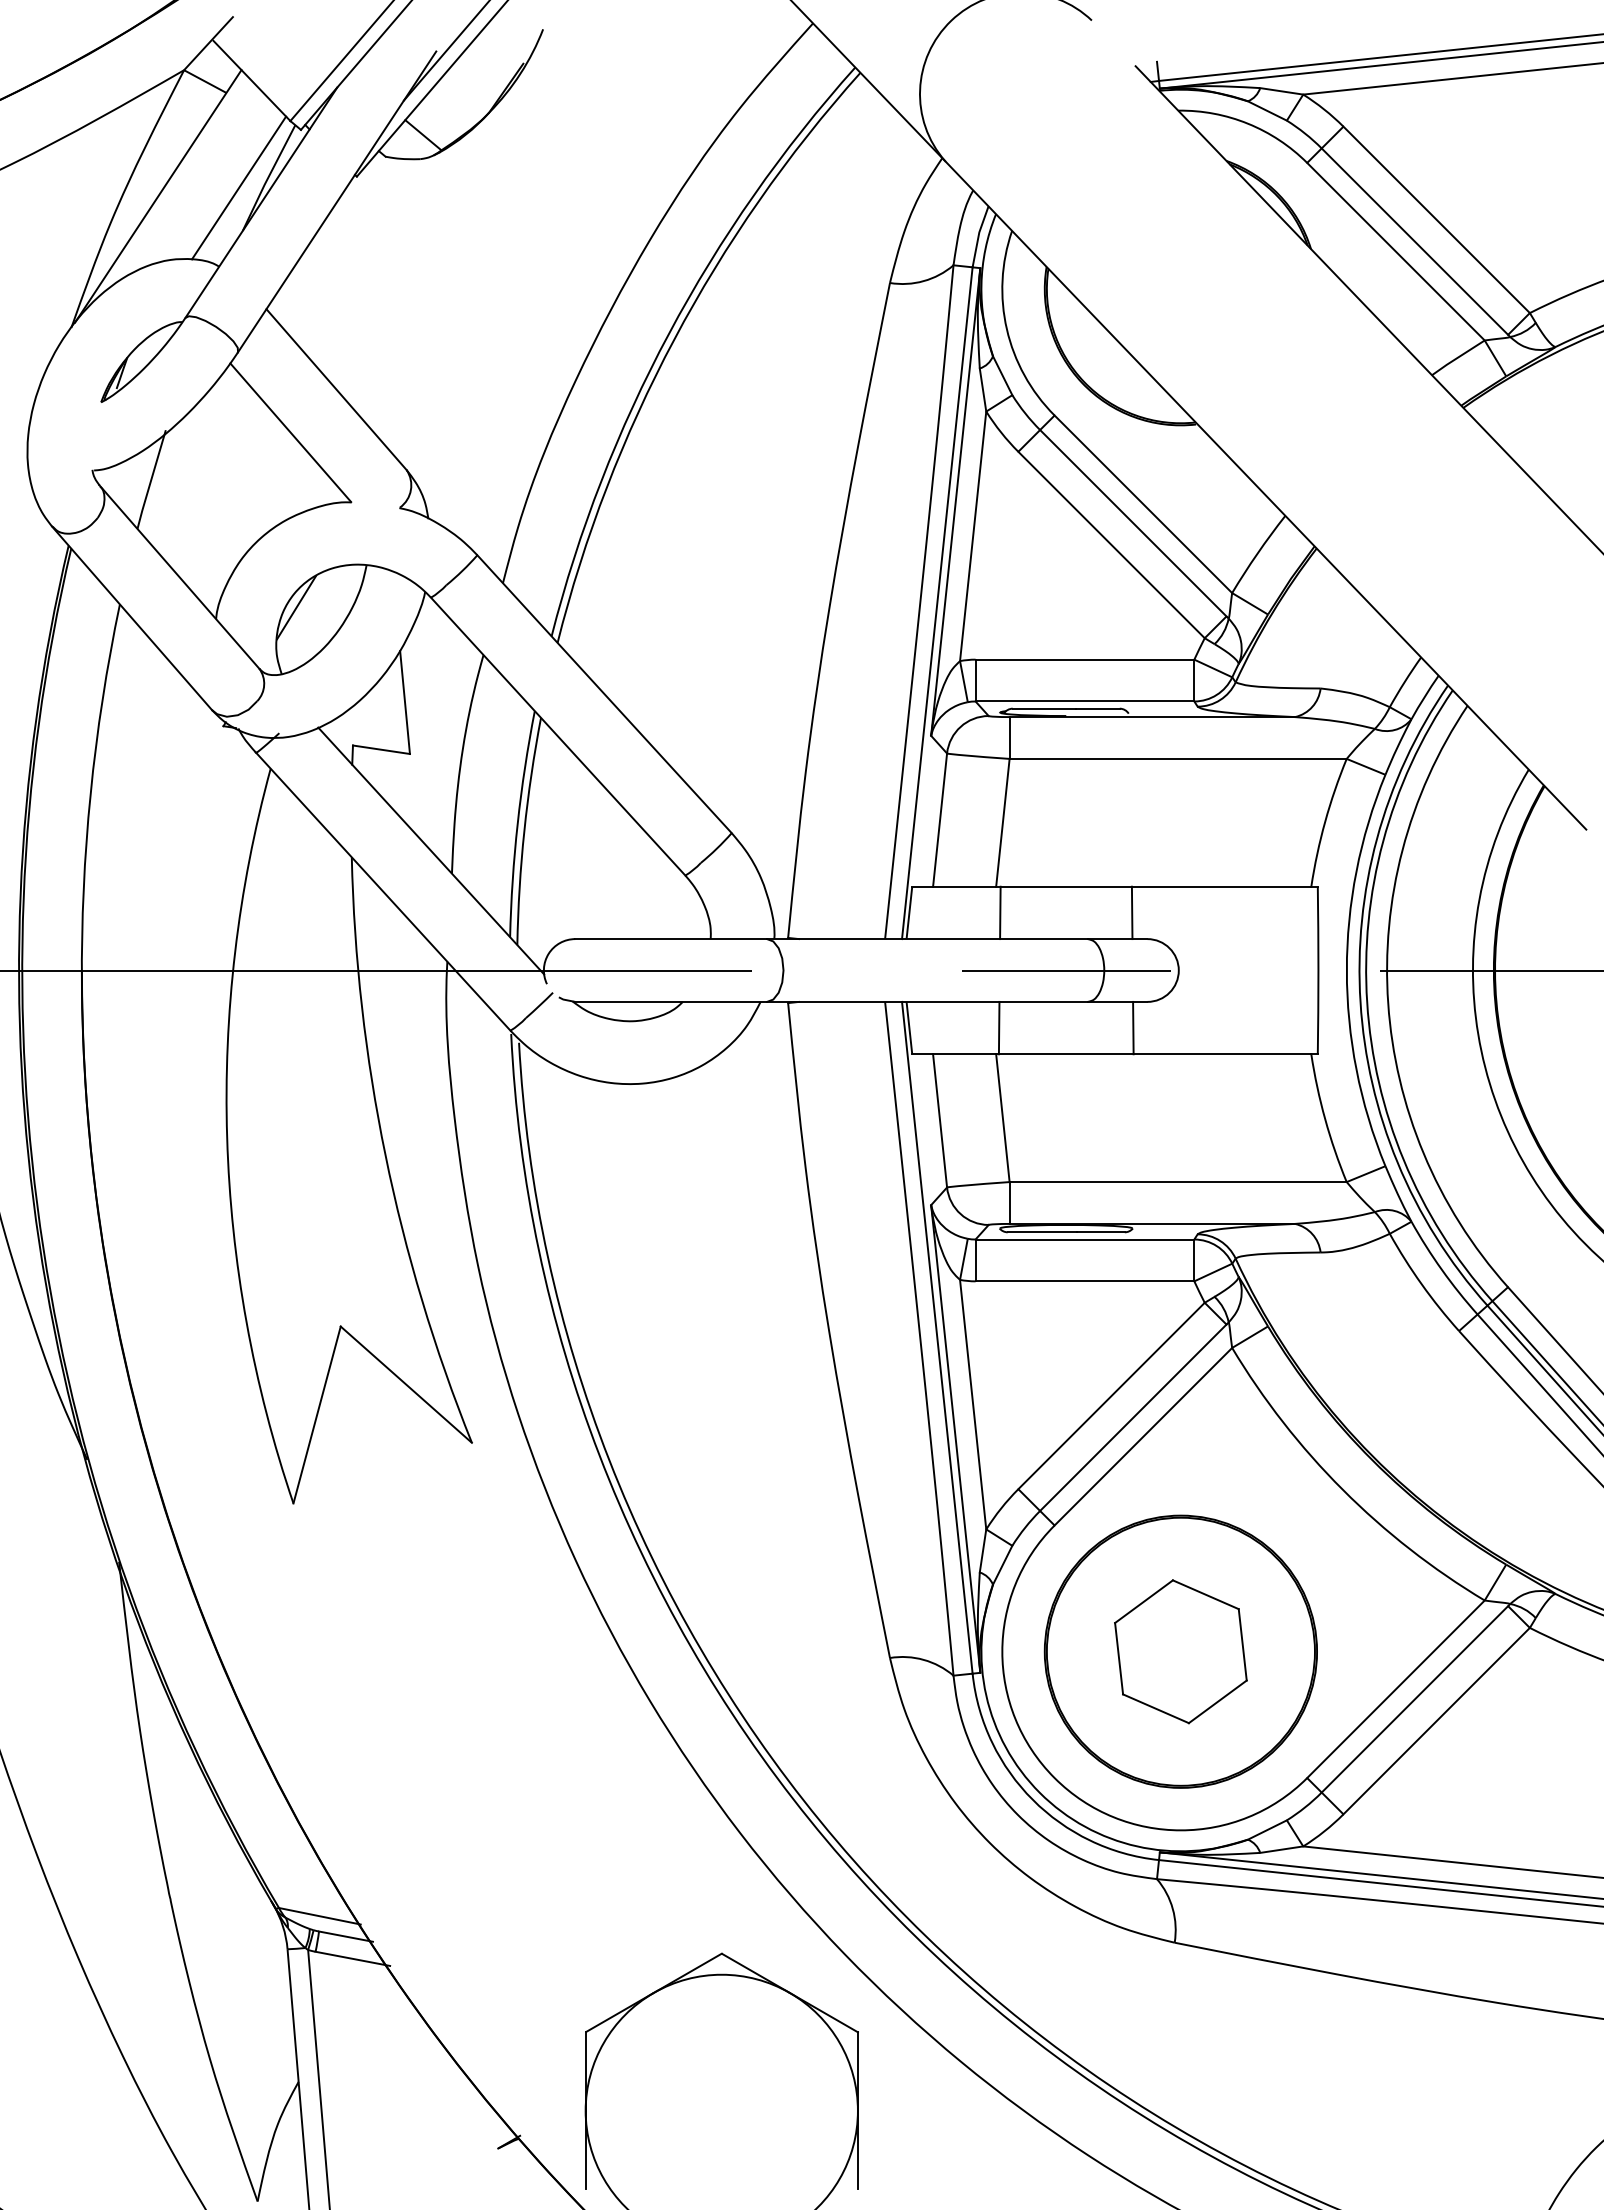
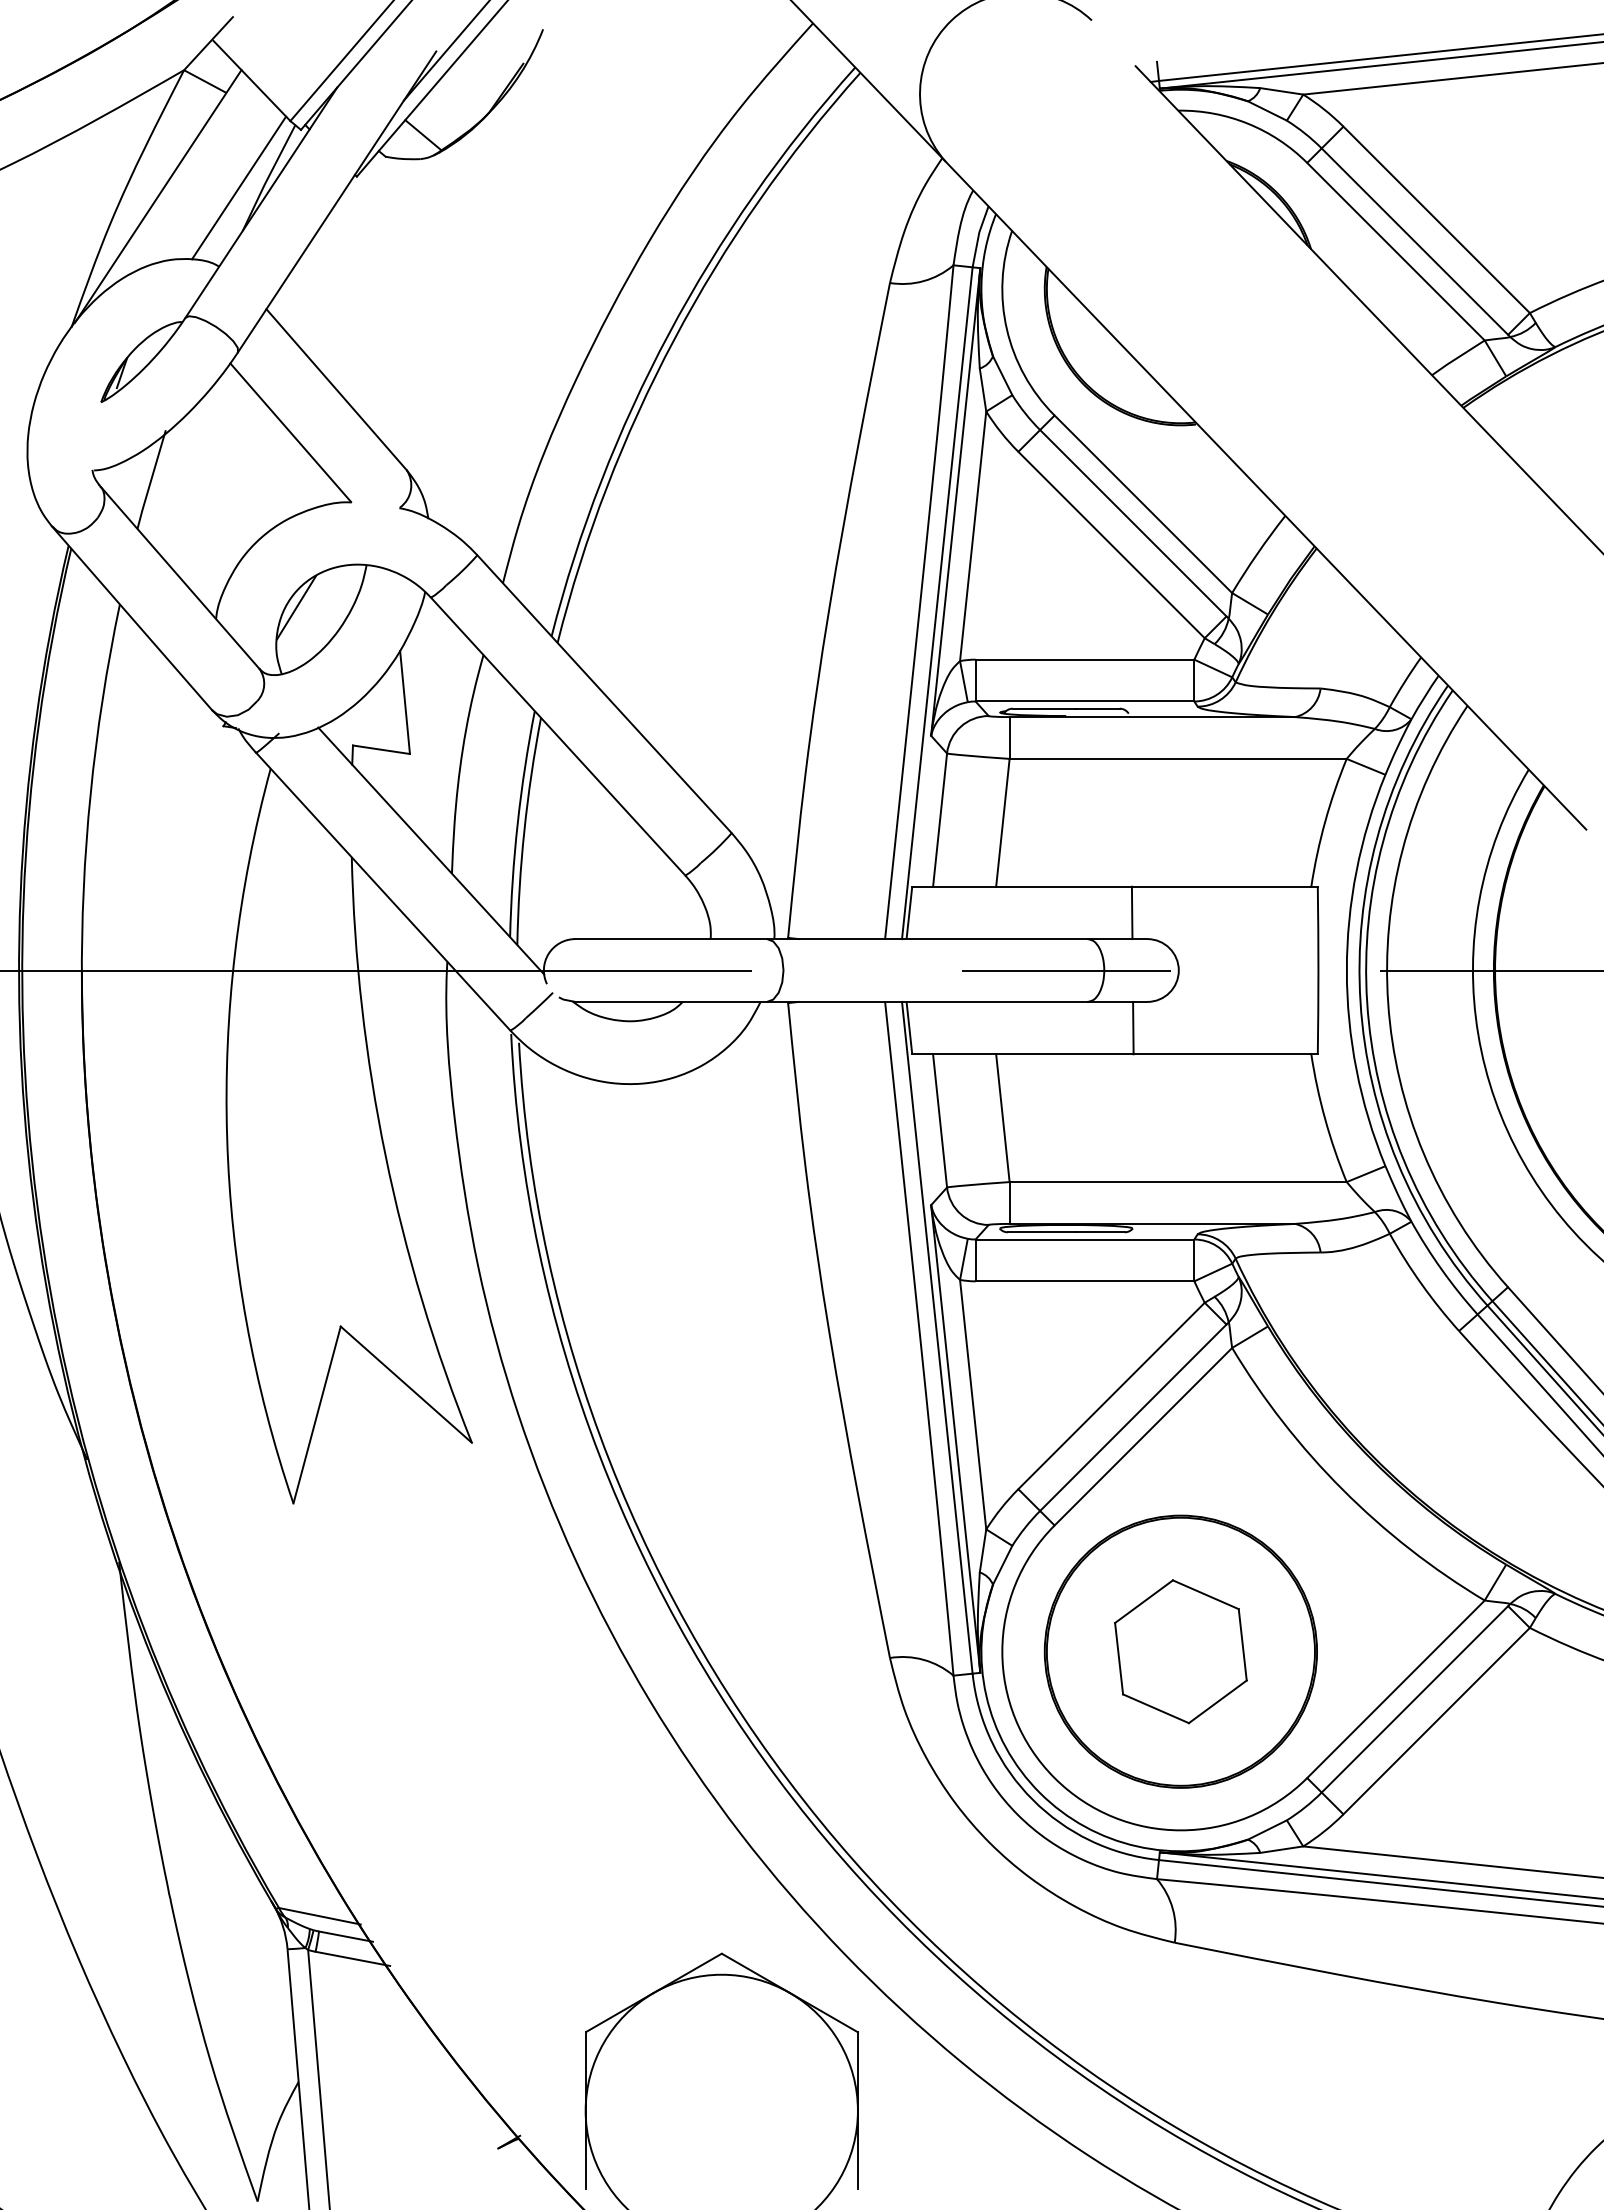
line: present -> none (1000, 912)
line: present -> none (998, 1027)
